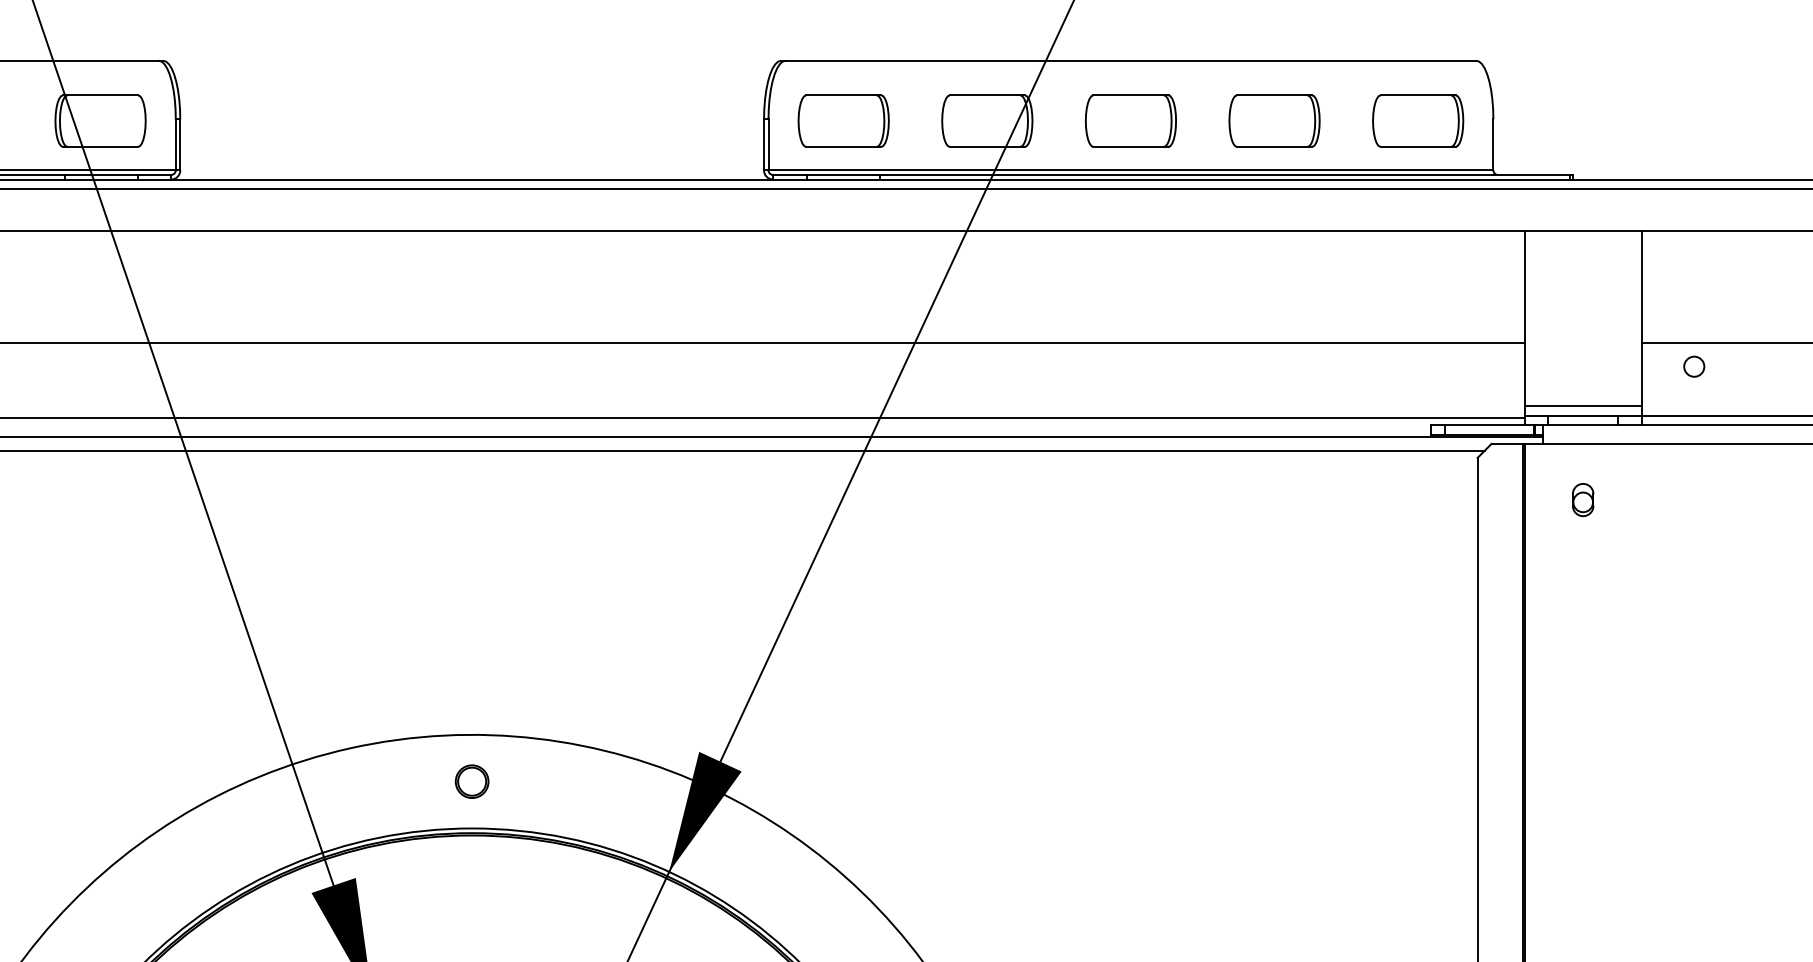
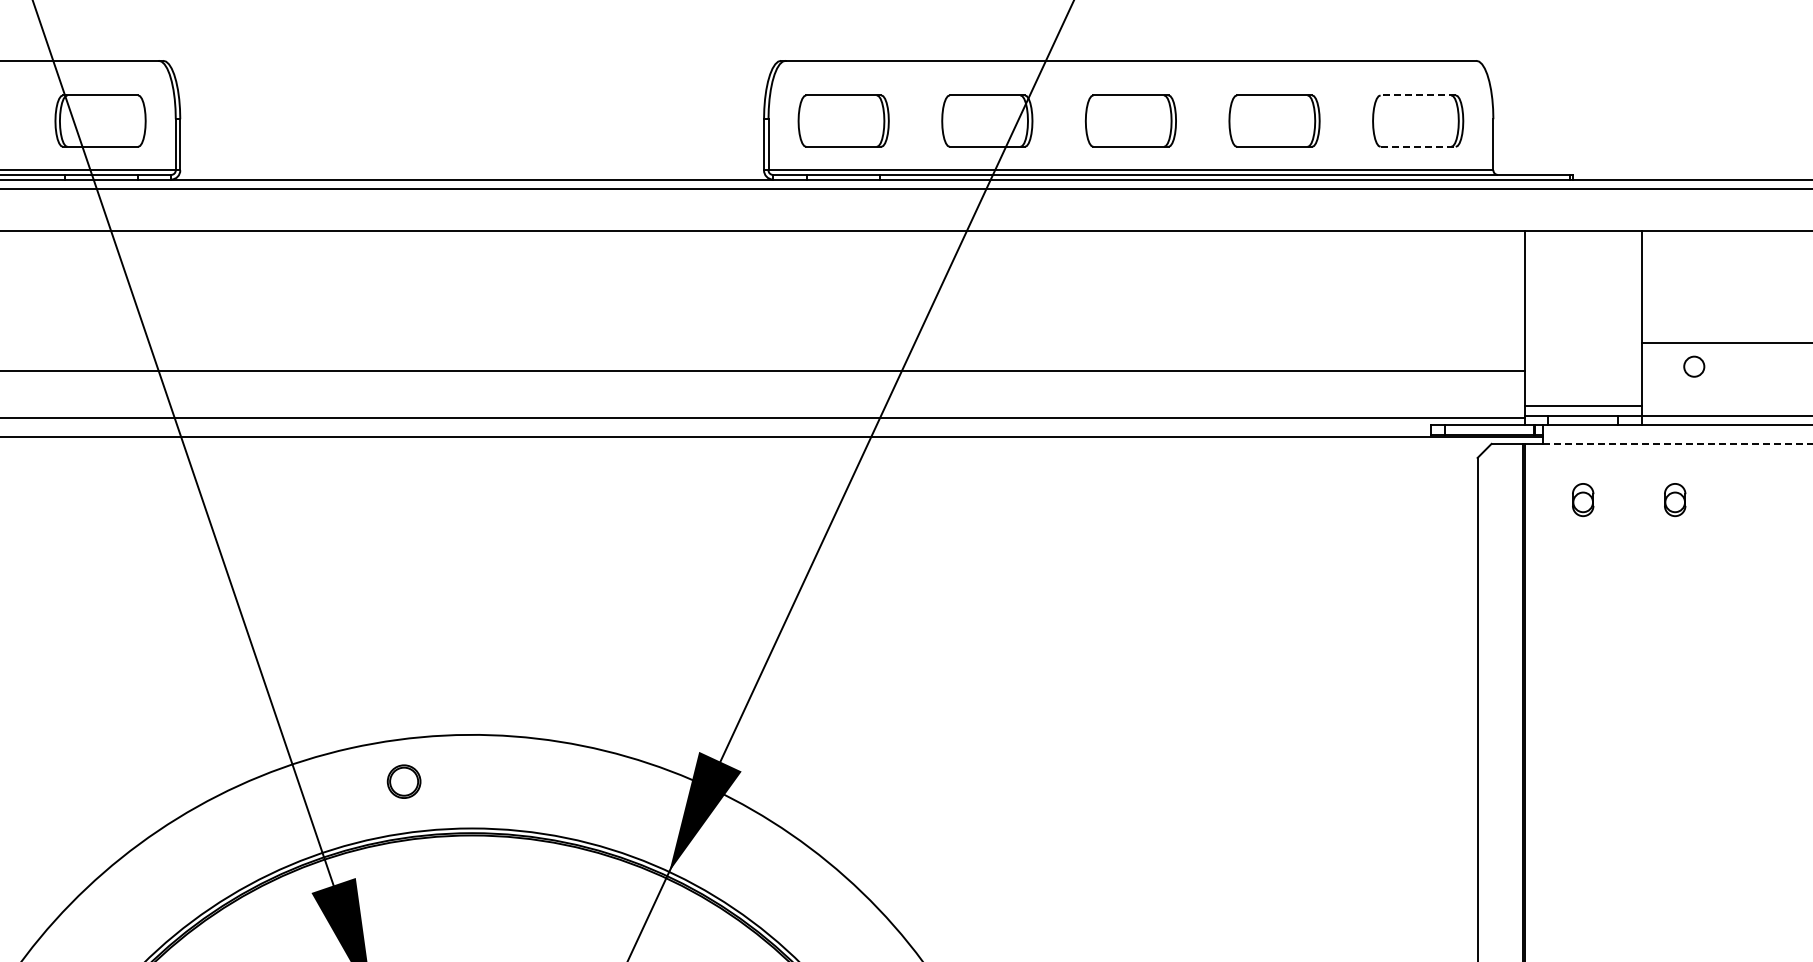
line: solid -> dashed (1418, 95)
line: solid -> dashed (1418, 146)
line position: (763, 343) -> (763, 371) (763, 371)
line: solid -> dashed (1678, 443)
line: present -> none (743, 450)
part: none -> present (1675, 500)
part position: (471, 781) -> (403, 781) (403, 781)
